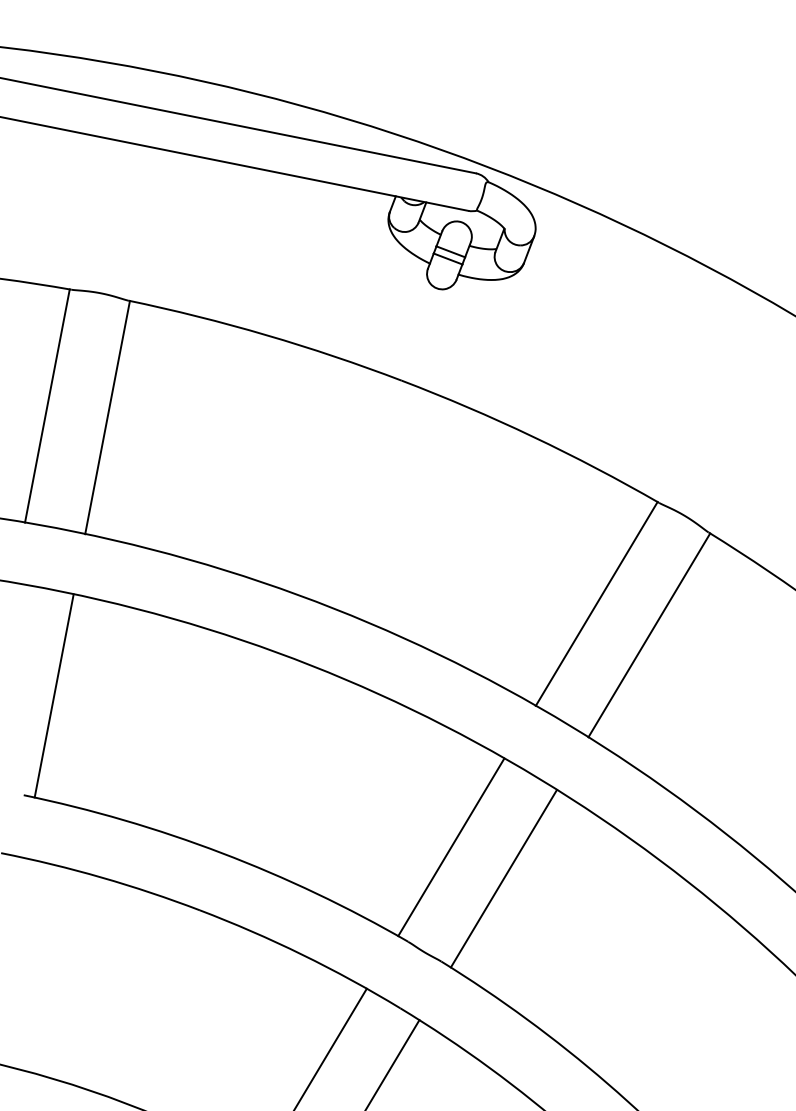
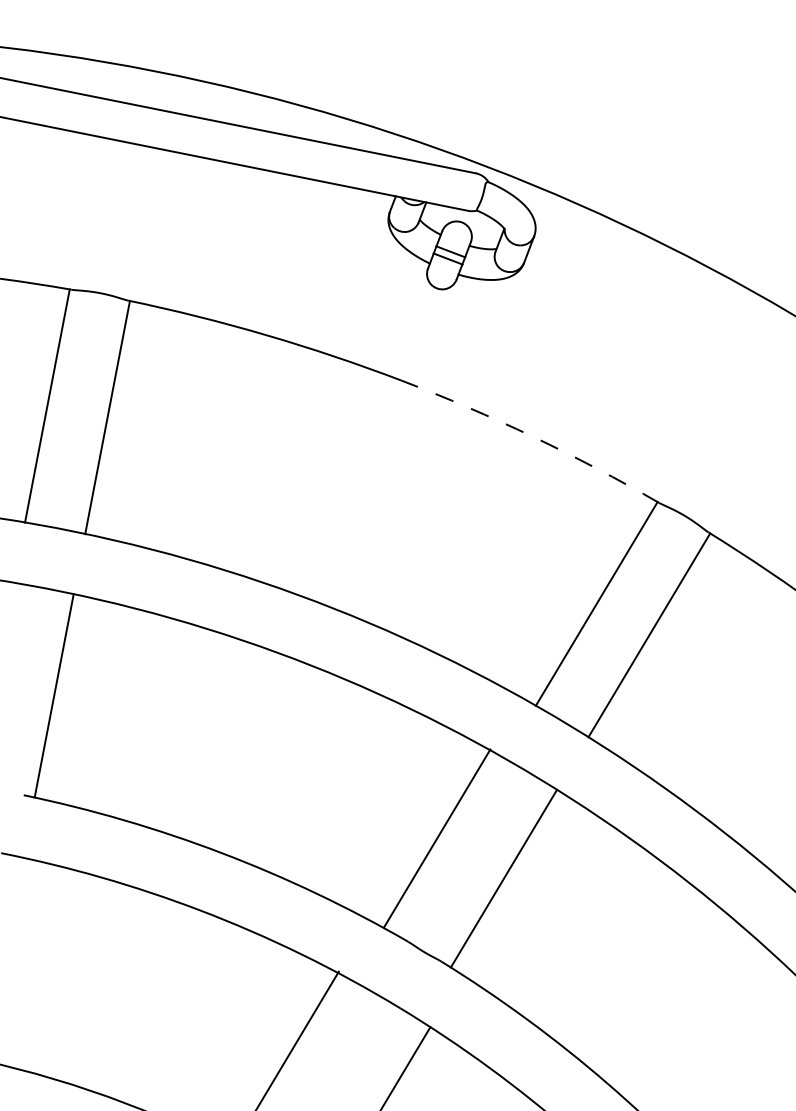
arc: solid -> dashed (532, 436)
line position: (451, 847) -> (437, 838) (437, 838)
line position: (330, 1047) -> (297, 1039) (297, 1039)
line position: (393, 1063) -> (406, 1067) (406, 1067)
